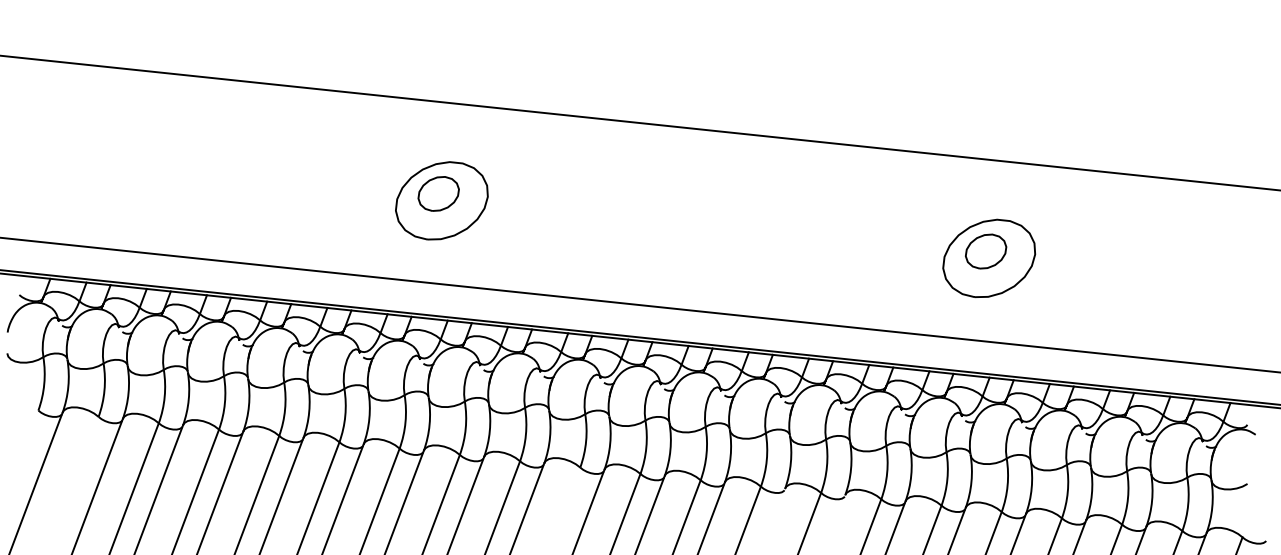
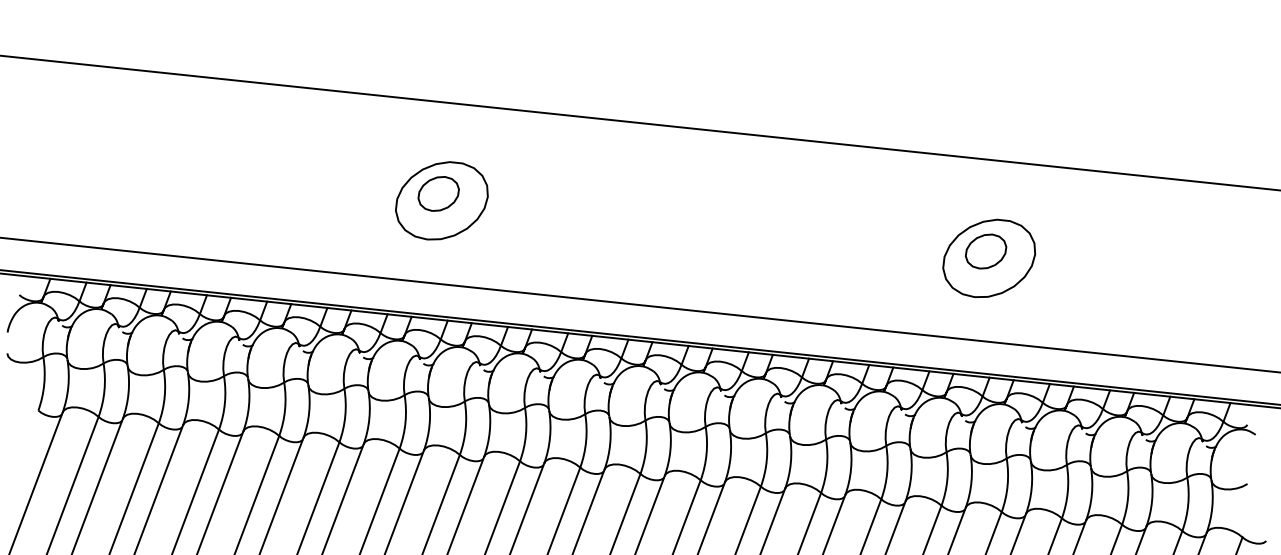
line: none -> present (72, 483)
line: none -> present (564, 509)
line: none -> present (773, 519)
line: none -> present (834, 522)
